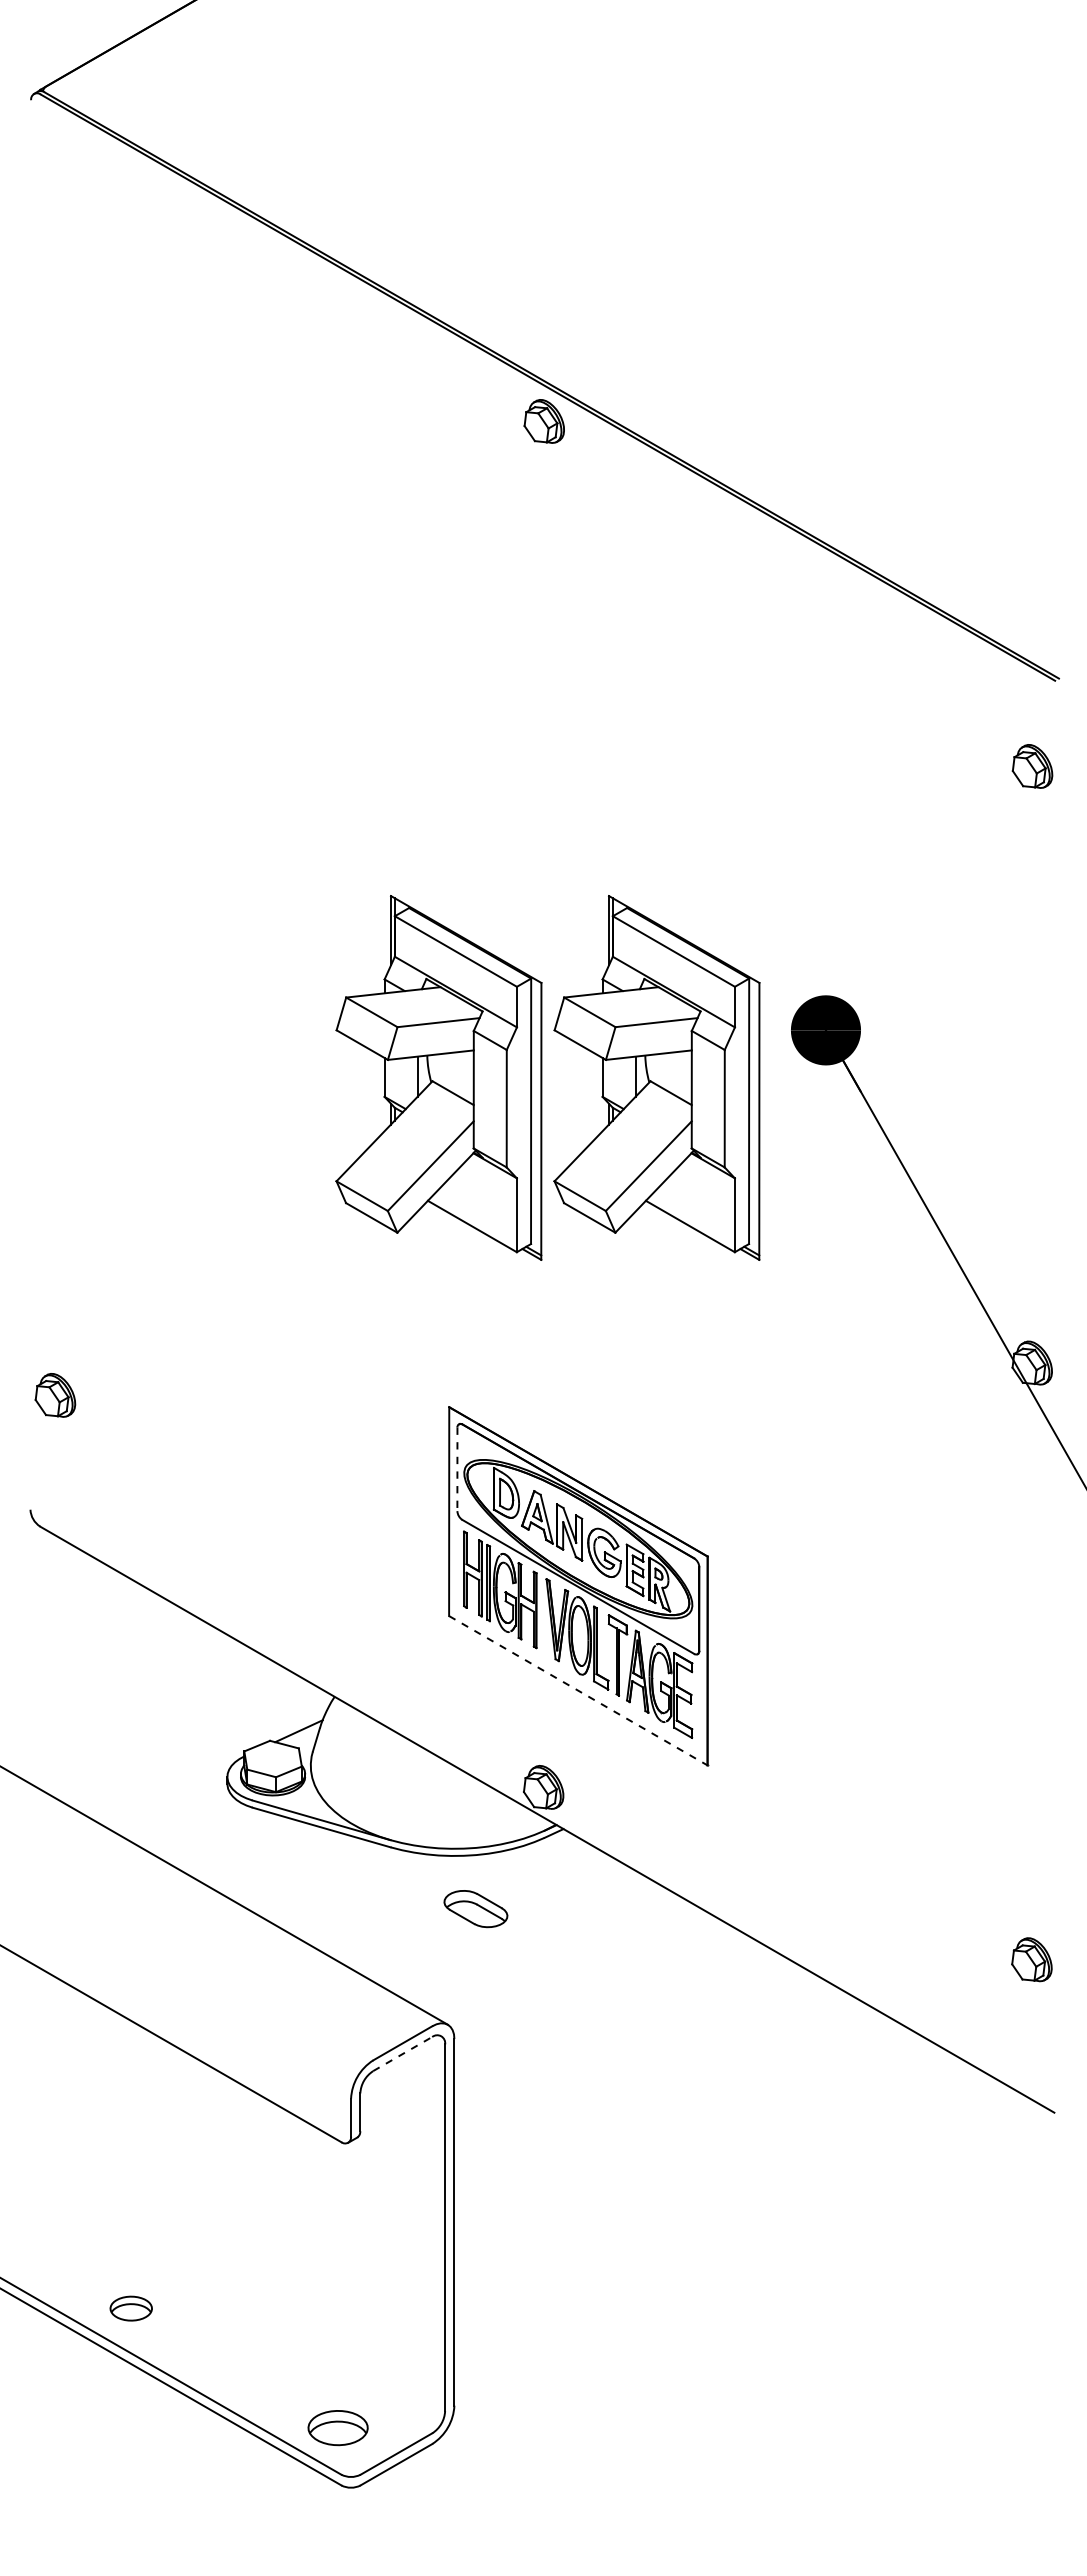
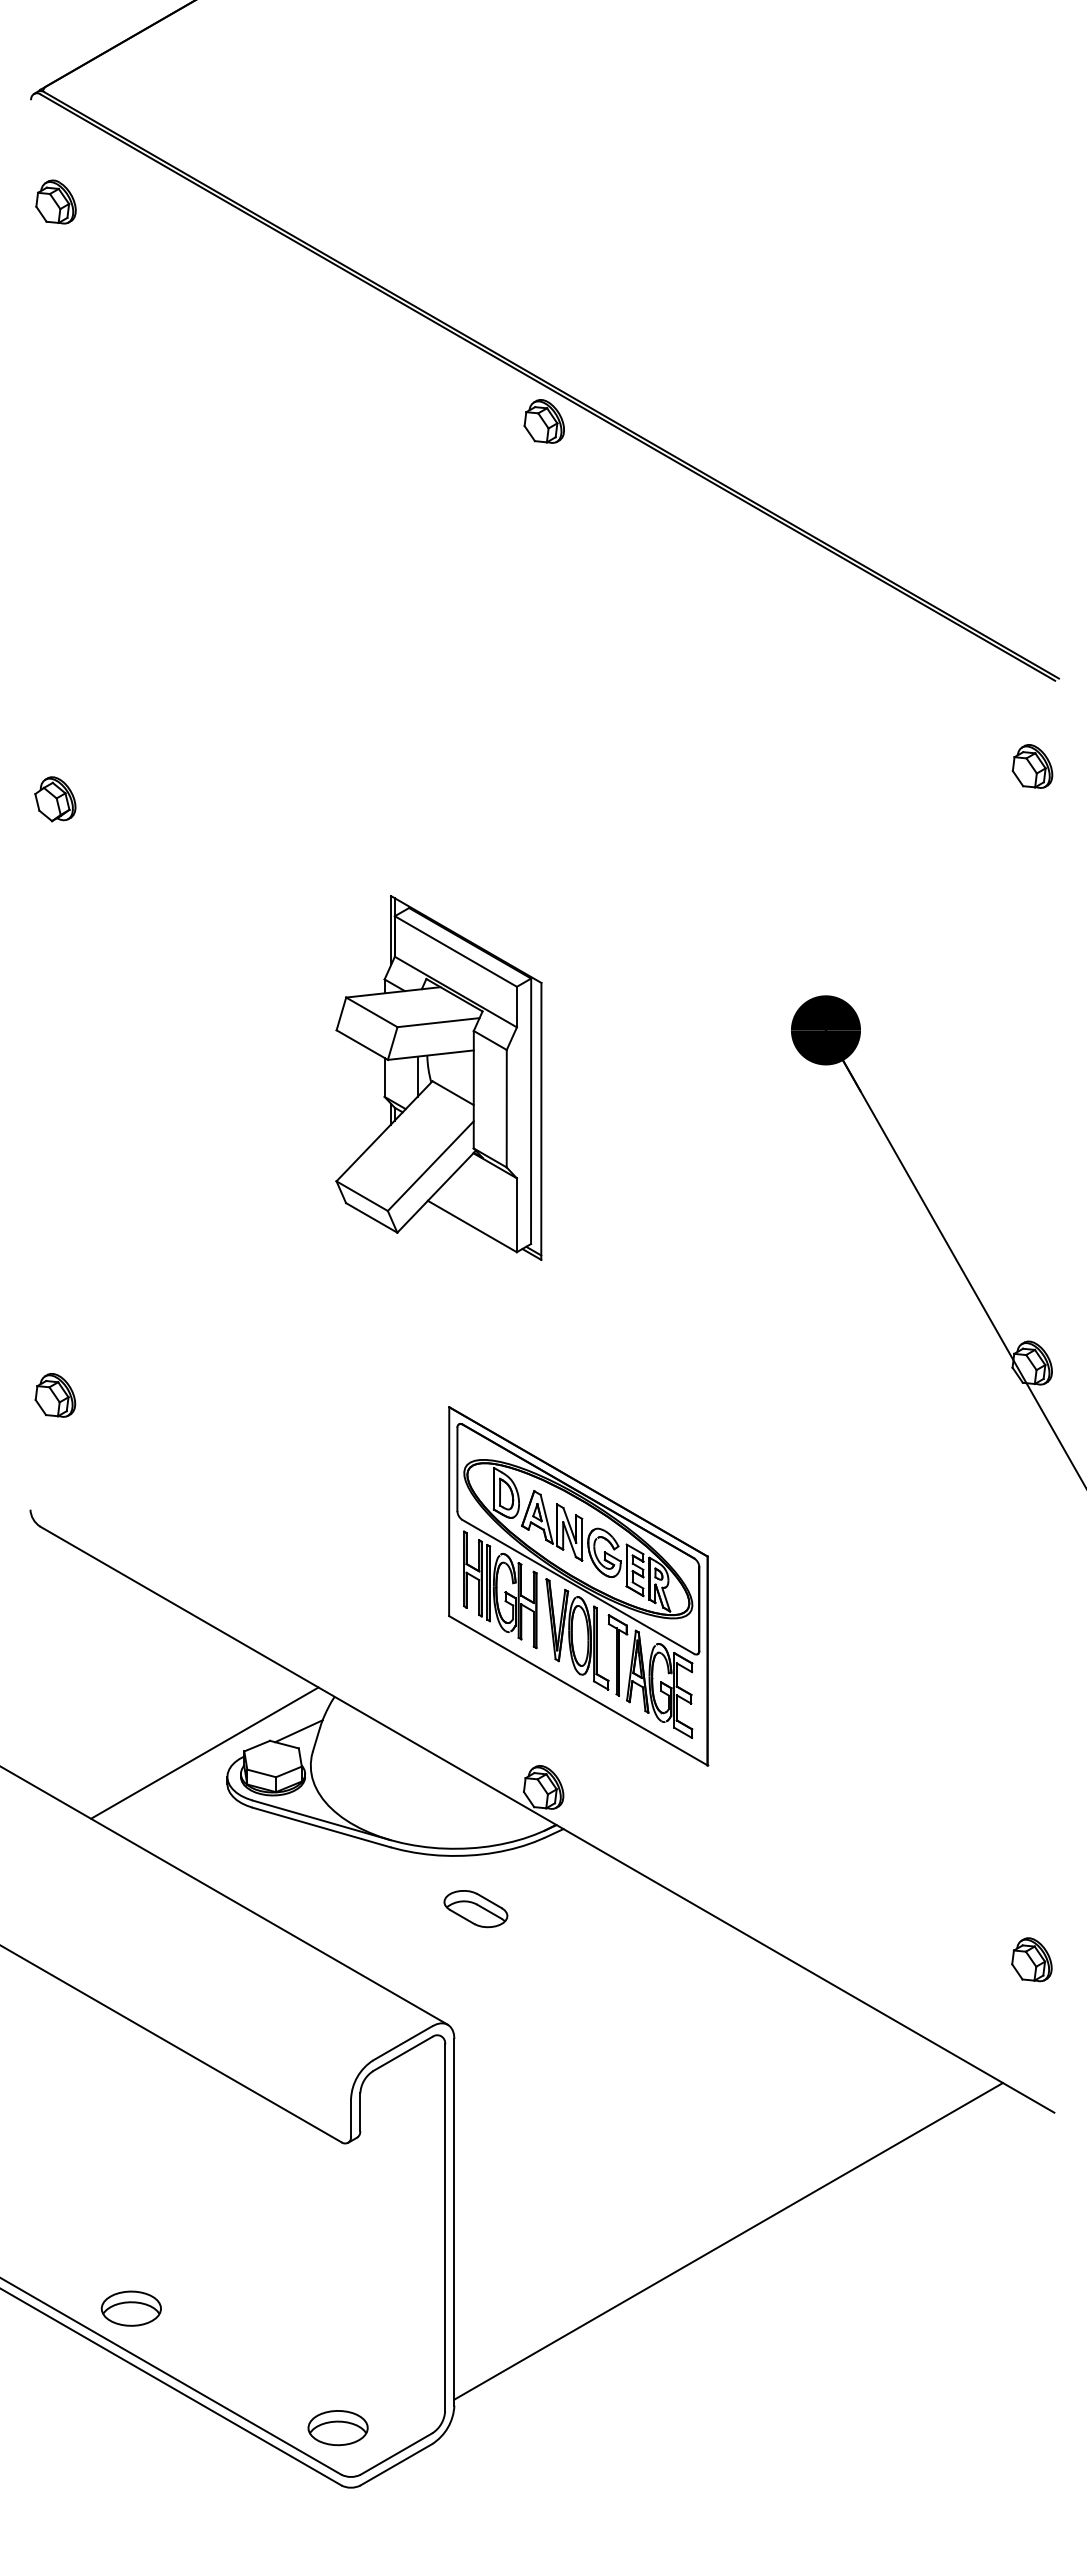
part: none -> present (55, 201)
part: none -> present (55, 799)
part: present -> none (656, 1077)
line: dashed -> solid (457, 1469)
line: dashed -> solid (578, 1690)
line: none -> present (204, 1752)
line: dashed -> solid (403, 2053)
line: none -> present (728, 2241)
part size: 44x27 px -> 62x37 px (130, 2308)
